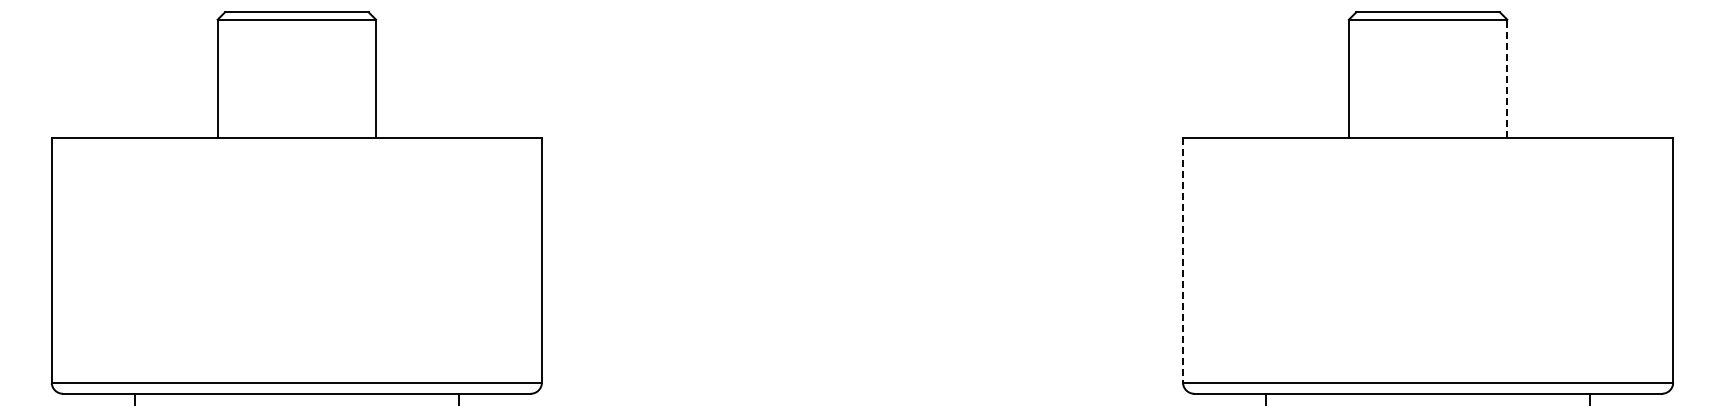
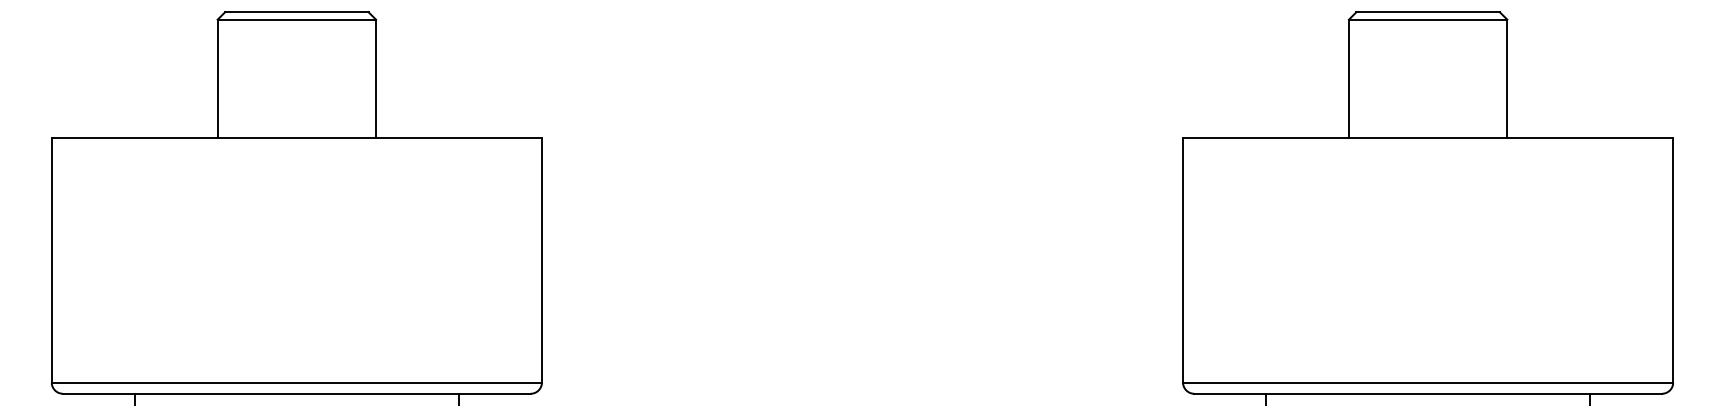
line: dashed -> solid (1507, 78)
line: dashed -> solid (1183, 260)
